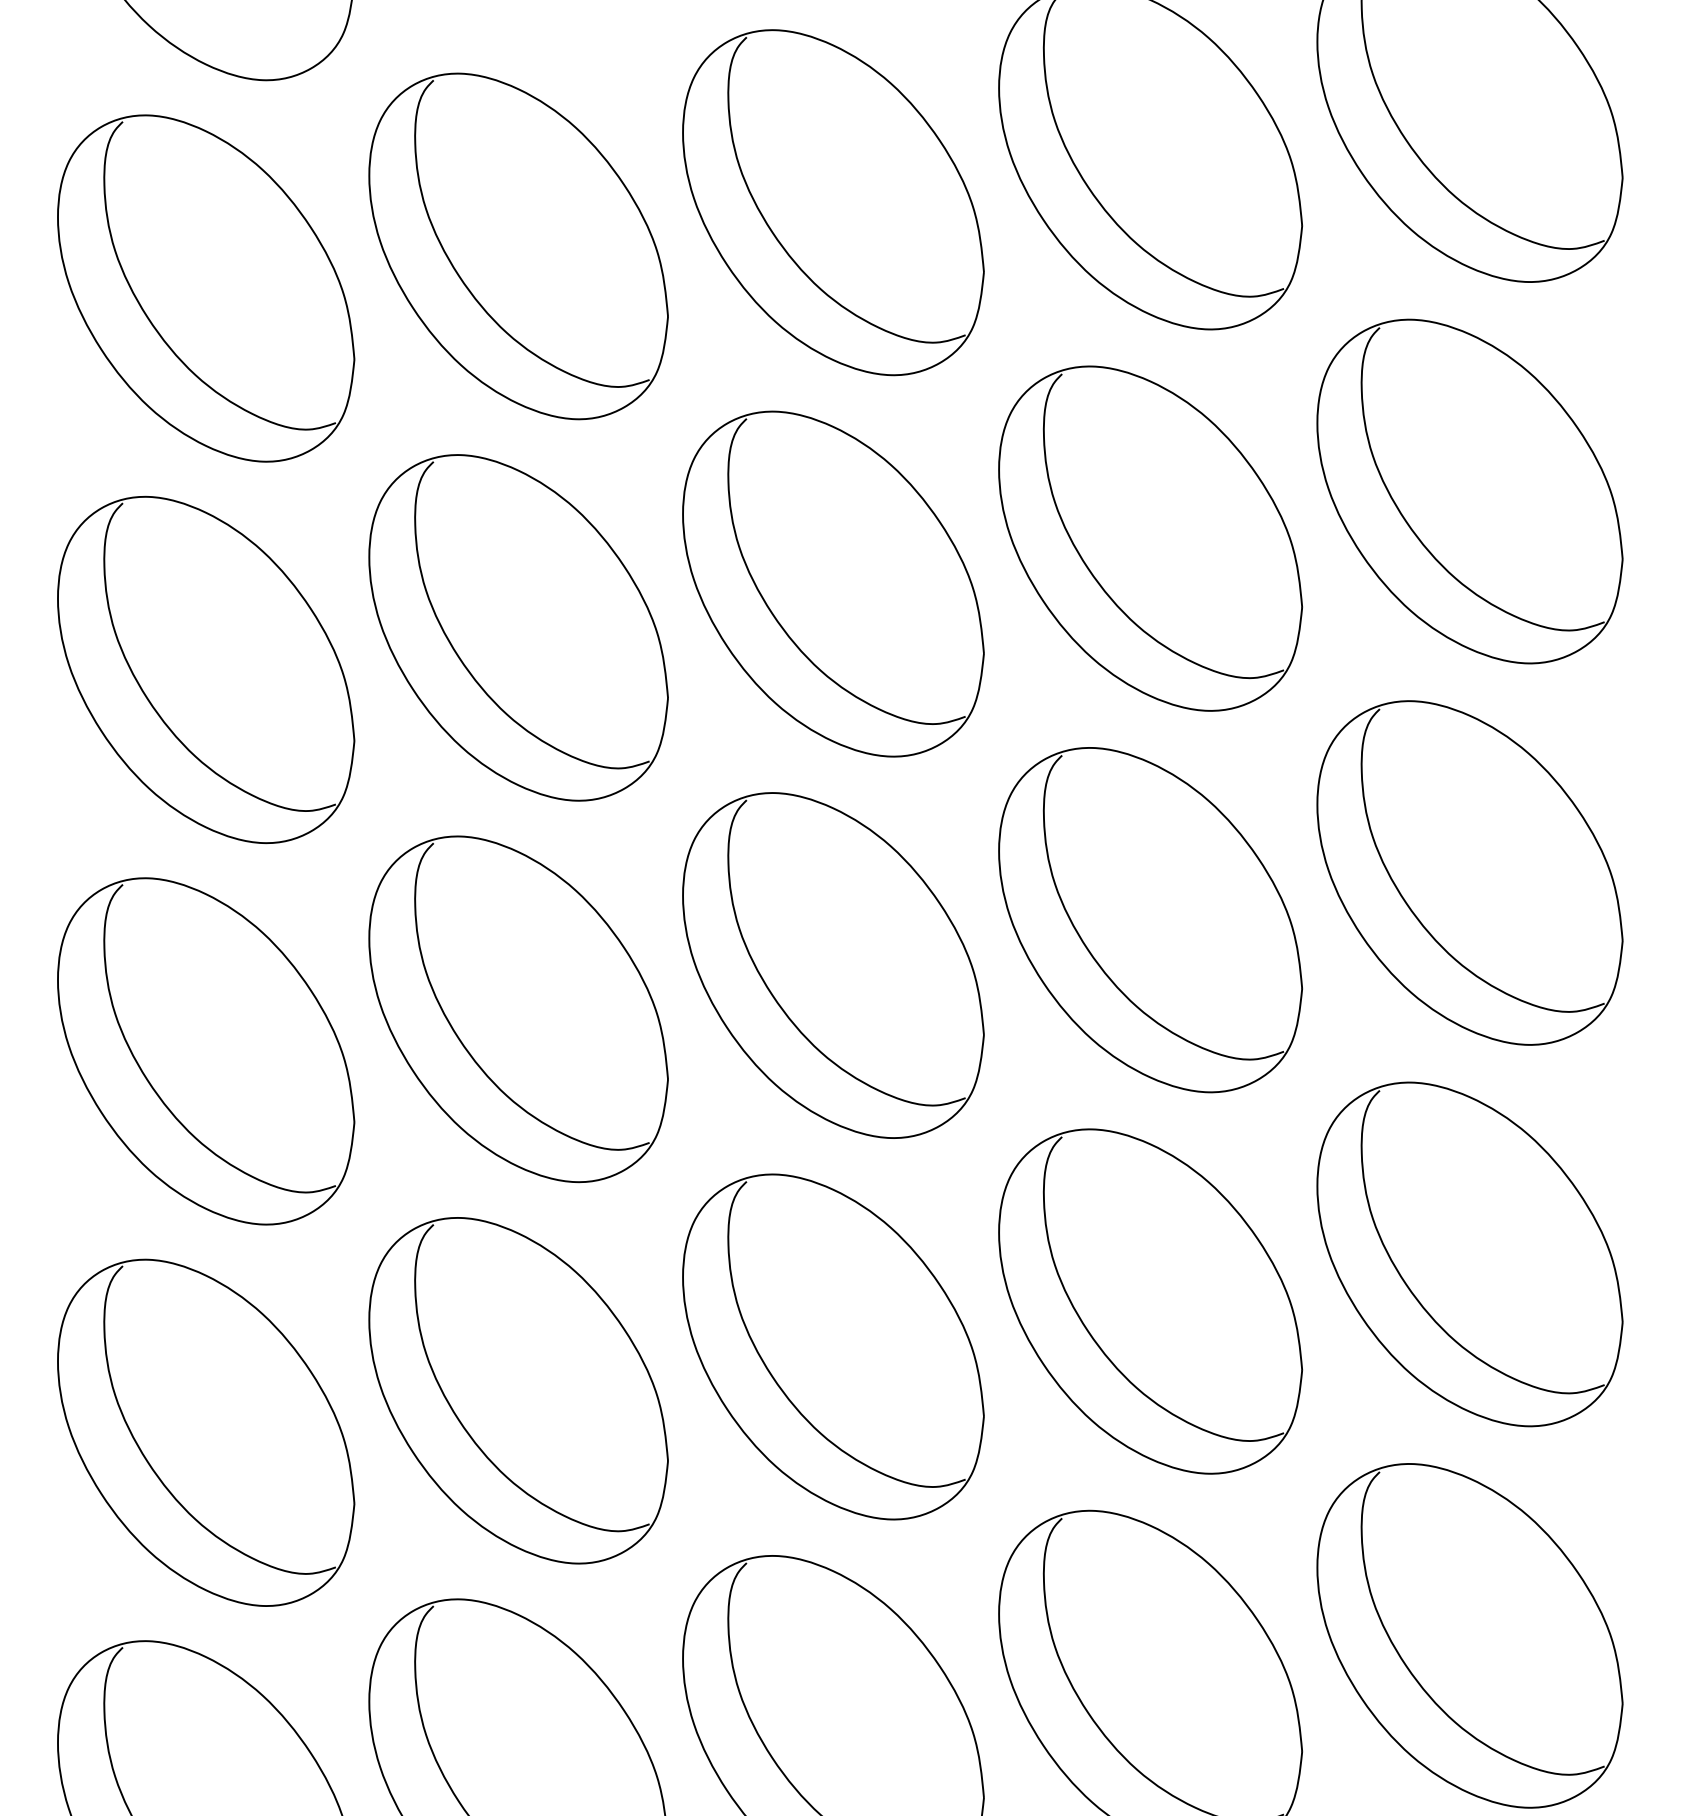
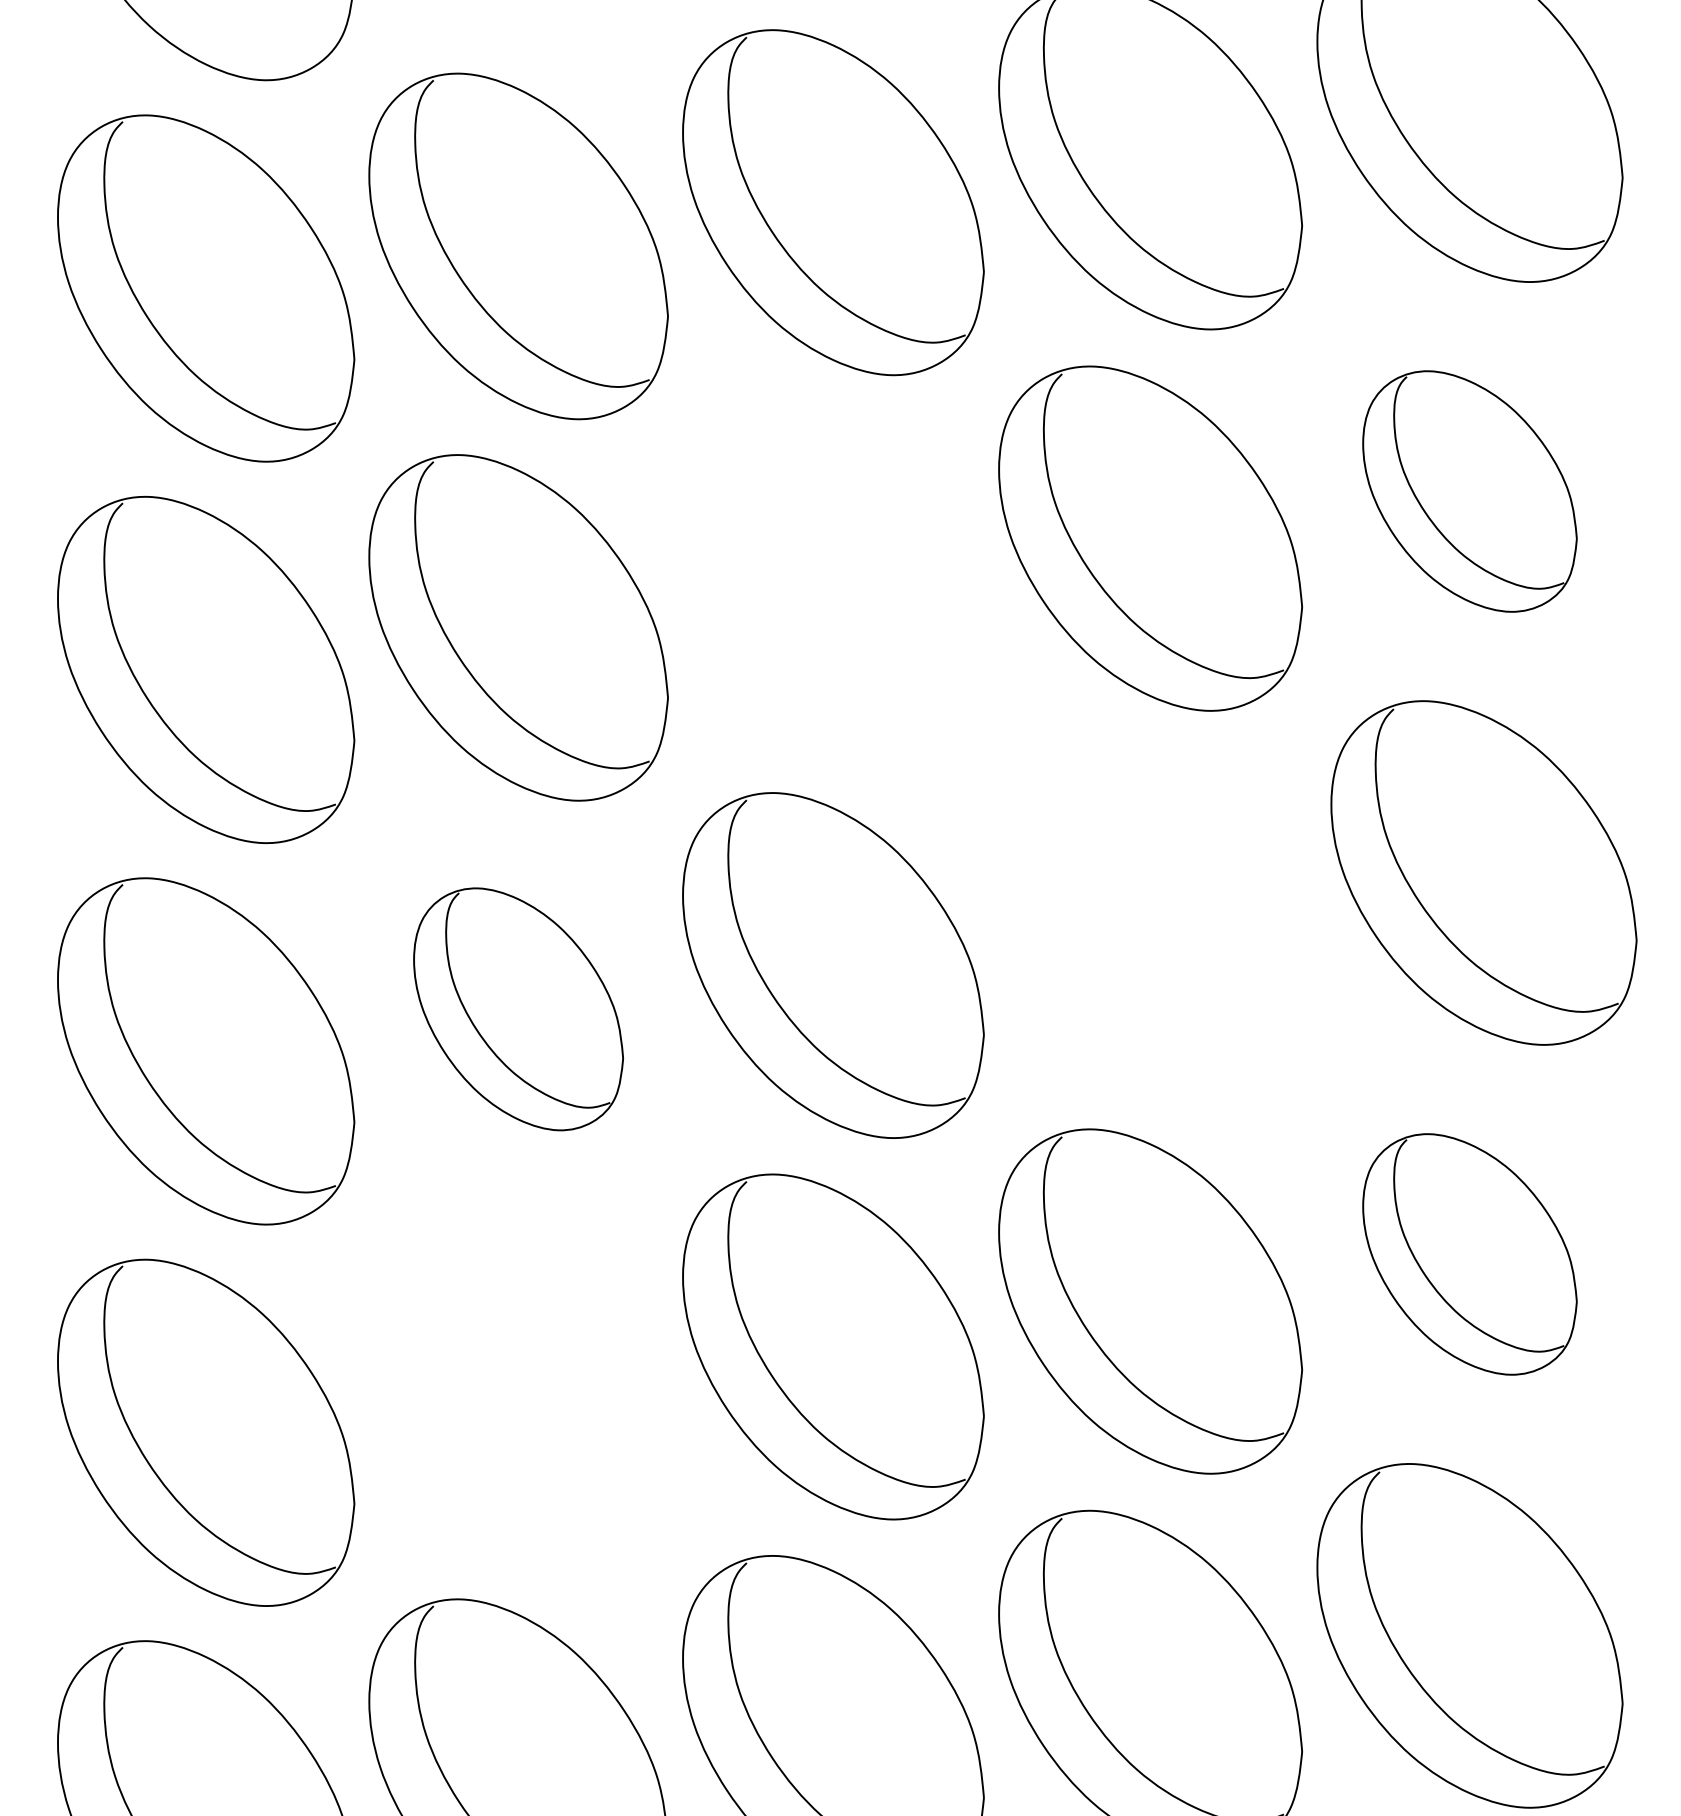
part size: 308x347 px -> 216x243 px (1469, 491)
part: present -> none (833, 583)
part position: (1469, 872) -> (1483, 872) (1483, 872)
part: present -> none (1150, 920)
part size: 301x349 px -> 211x245 px (518, 1009)
part size: 308x347 px -> 216x243 px (1469, 1254)
part: present -> none (518, 1390)
